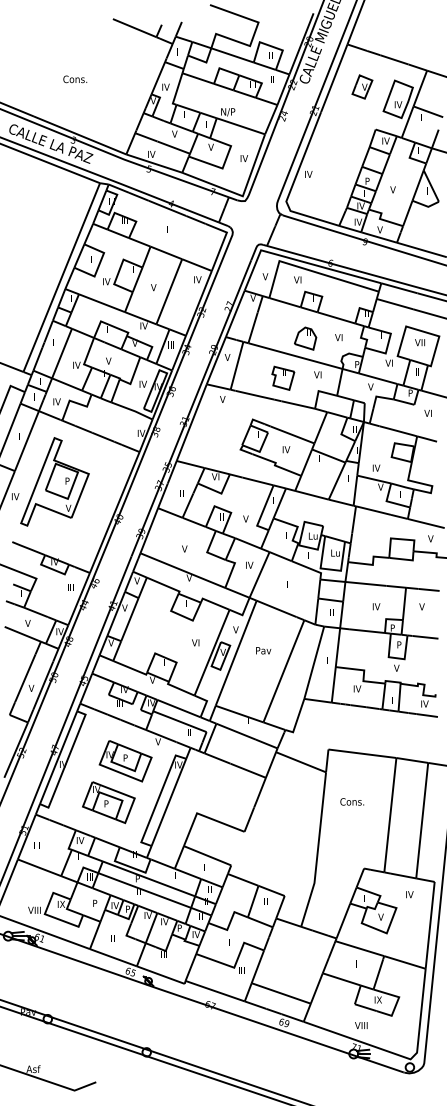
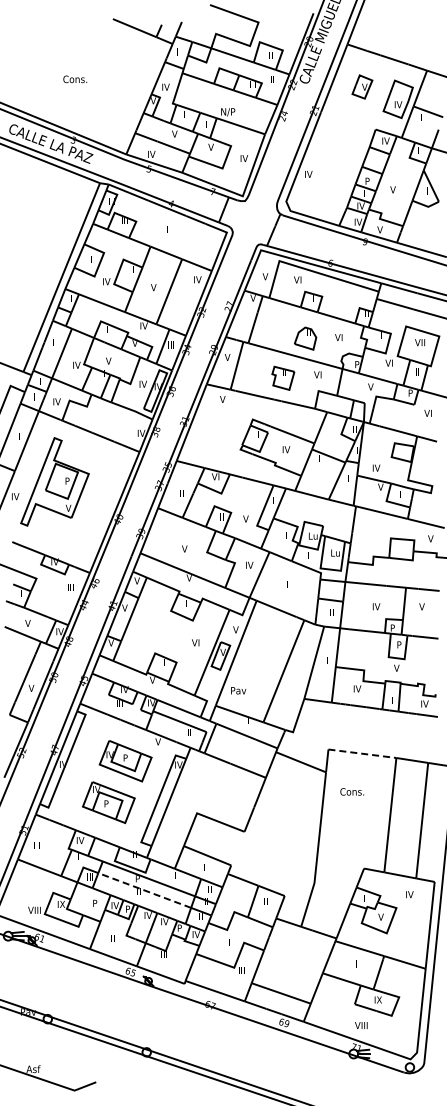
text position: (263, 650) -> (238, 690) (238, 690)
line: solid -> dashed (362, 753)
text position: (352, 801) -> (352, 791) (352, 791)
line: solid -> dashed (144, 890)
